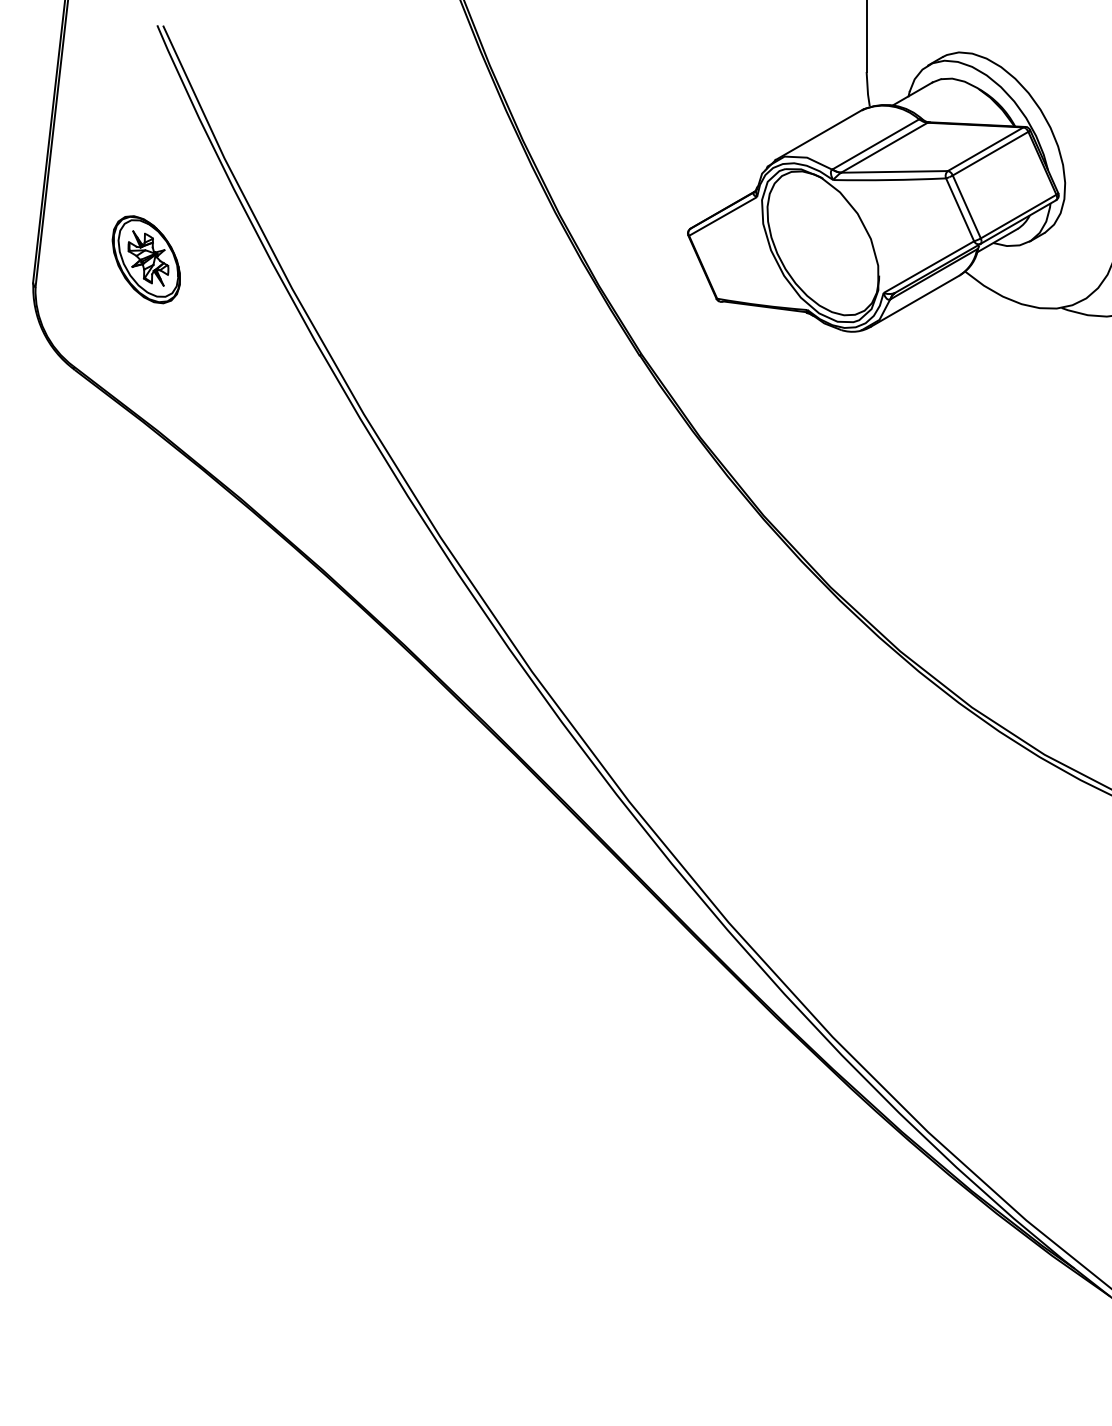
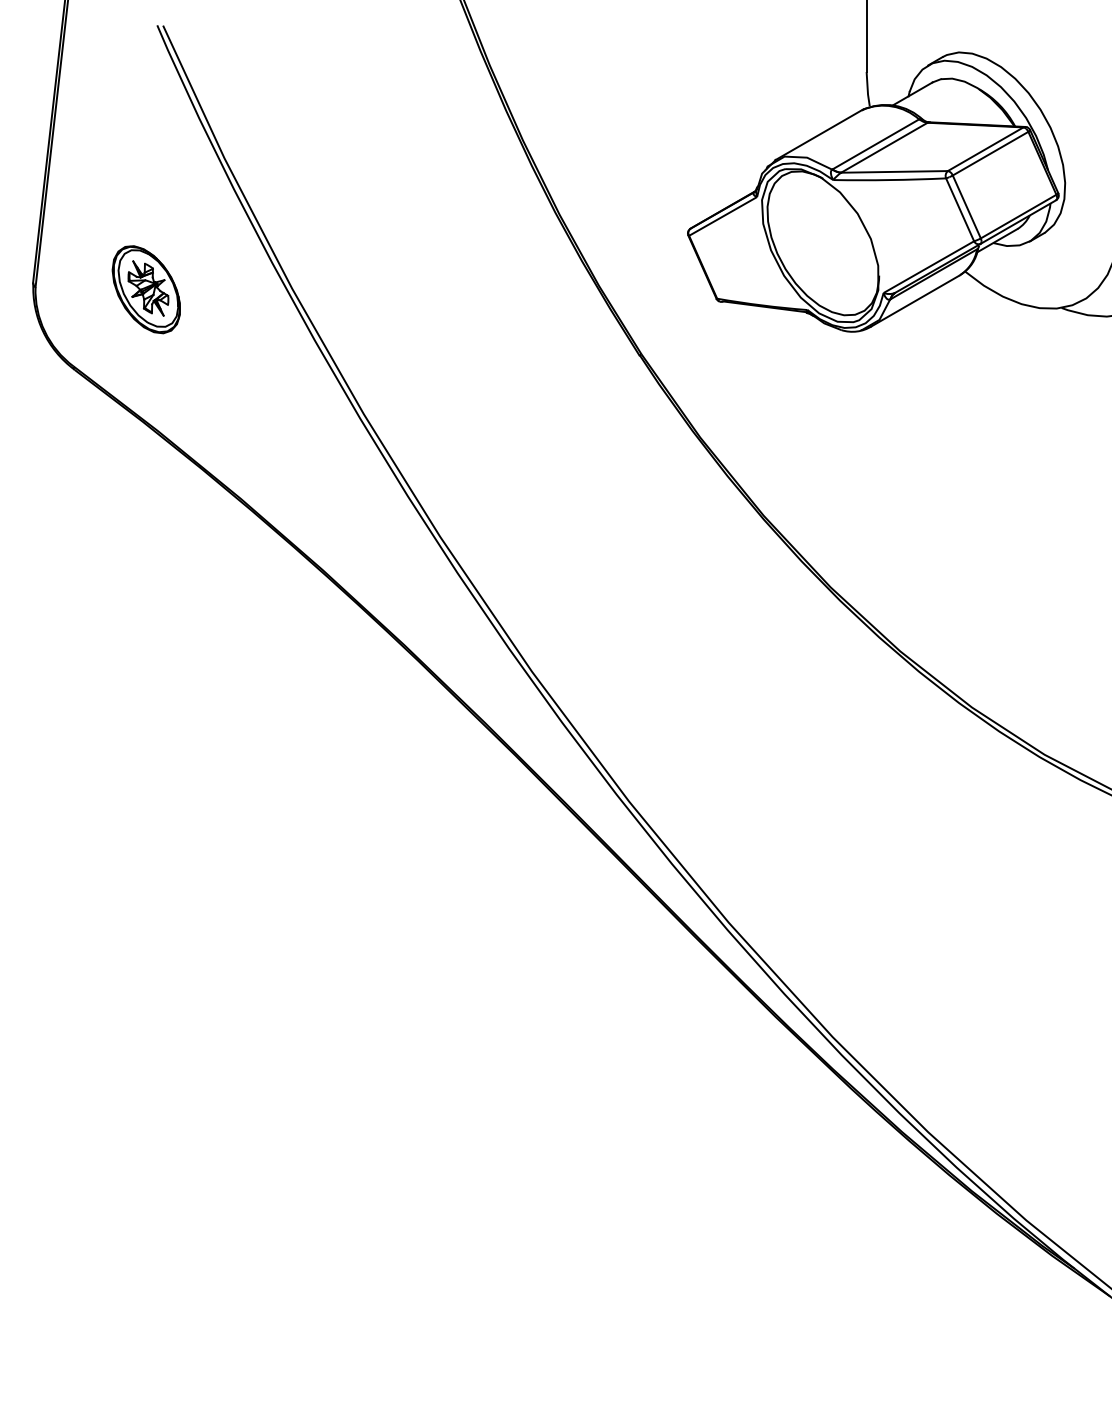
part position: (145, 259) -> (145, 289) (145, 289)
